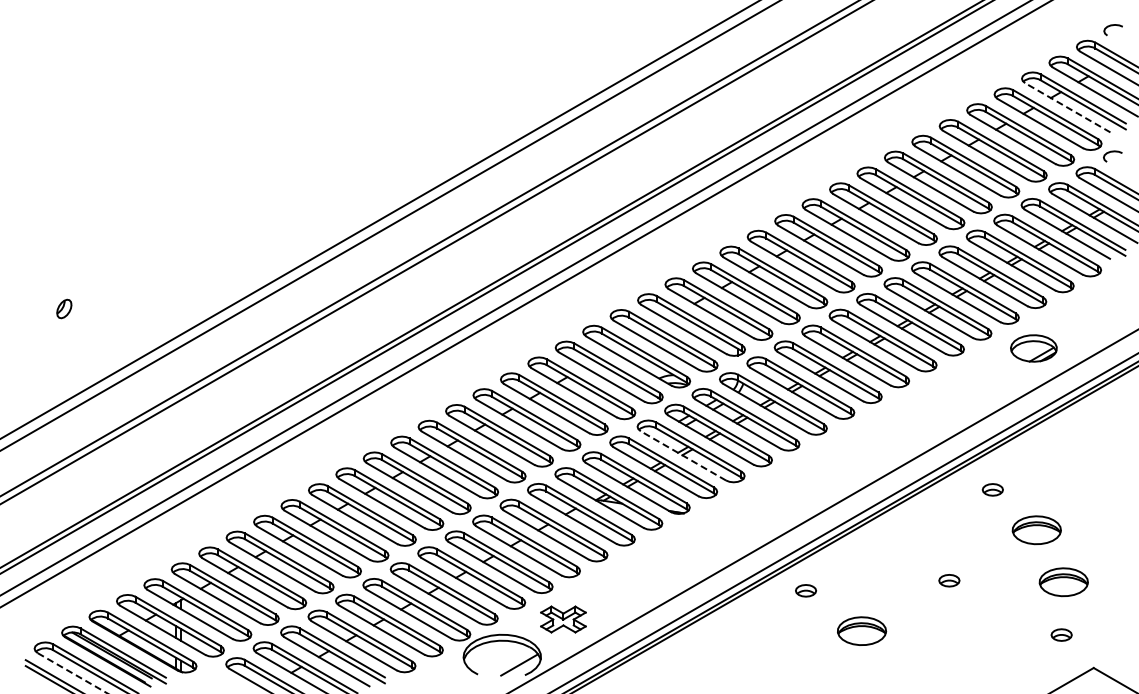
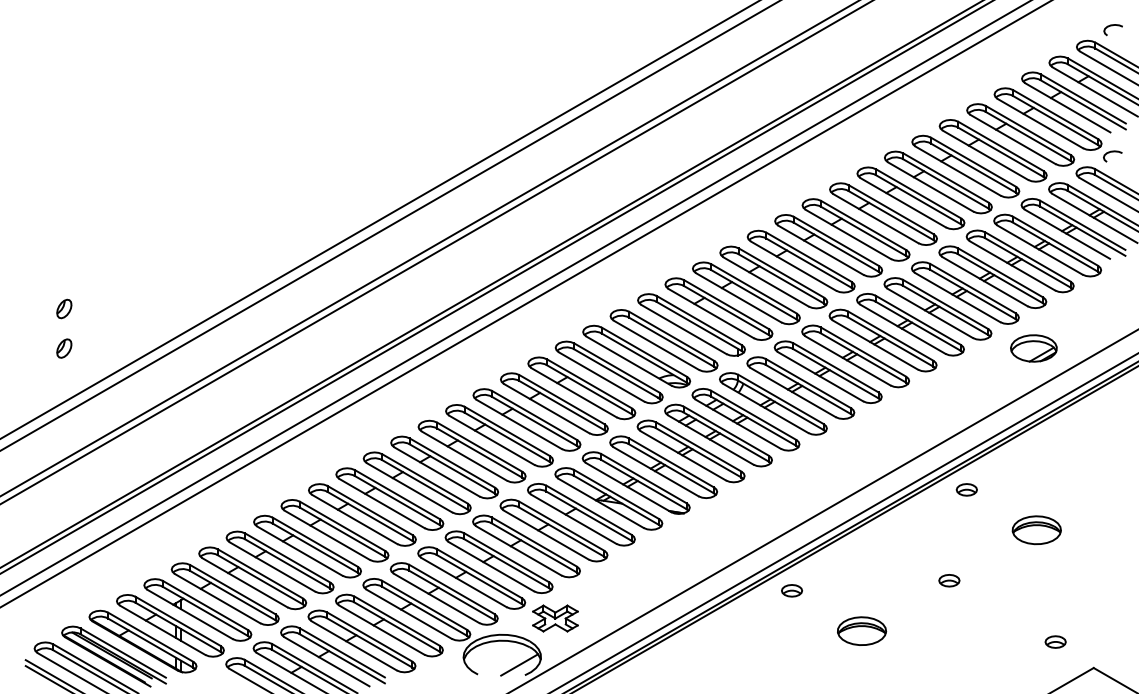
line: dashed -> solid (1067, 107)
part: none -> present (64, 348)
line: dashed -> solid (682, 455)
part position: (992, 489) -> (966, 489) (966, 489)
part: present -> none (1063, 582)
part position: (806, 590) -> (792, 590) (792, 590)
part position: (563, 619) -> (555, 618) (555, 618)
part position: (1061, 634) -> (1055, 641) (1055, 641)
line: dashed -> solid (73, 673)
